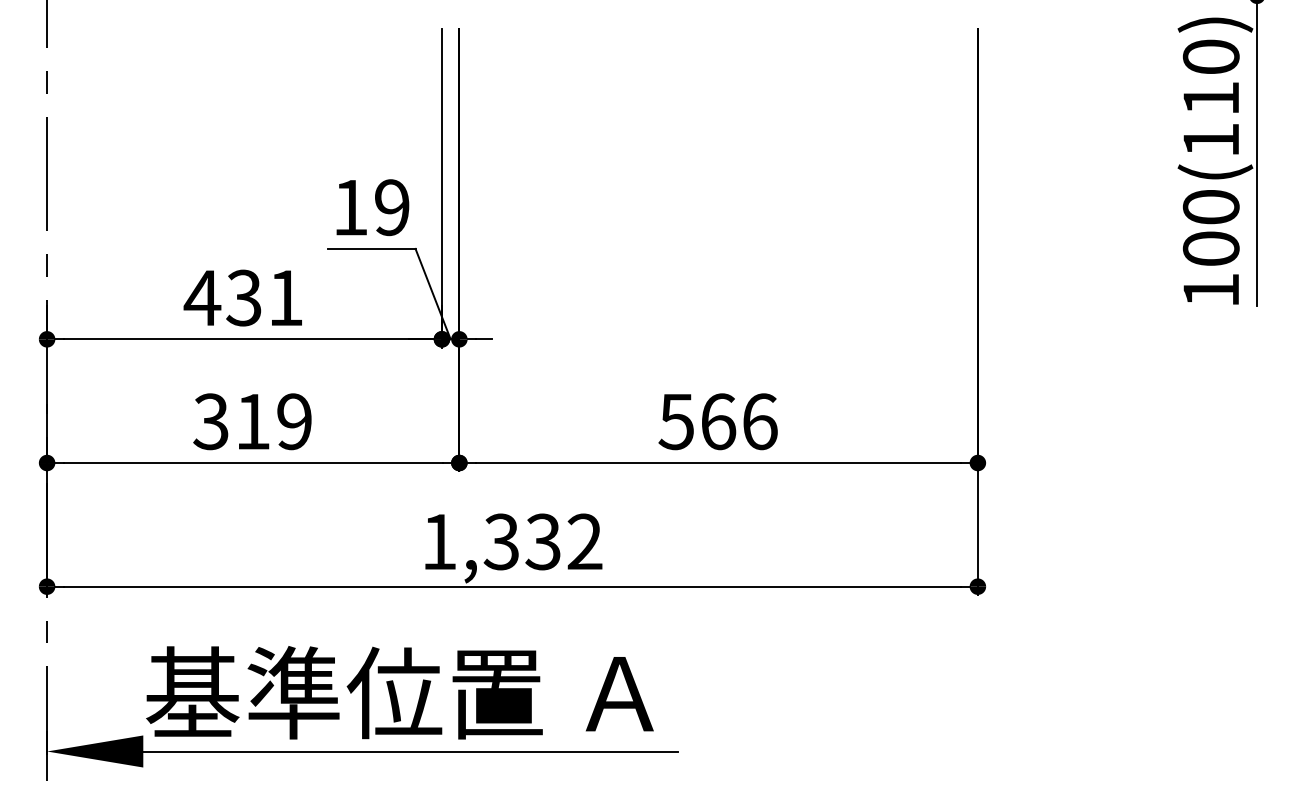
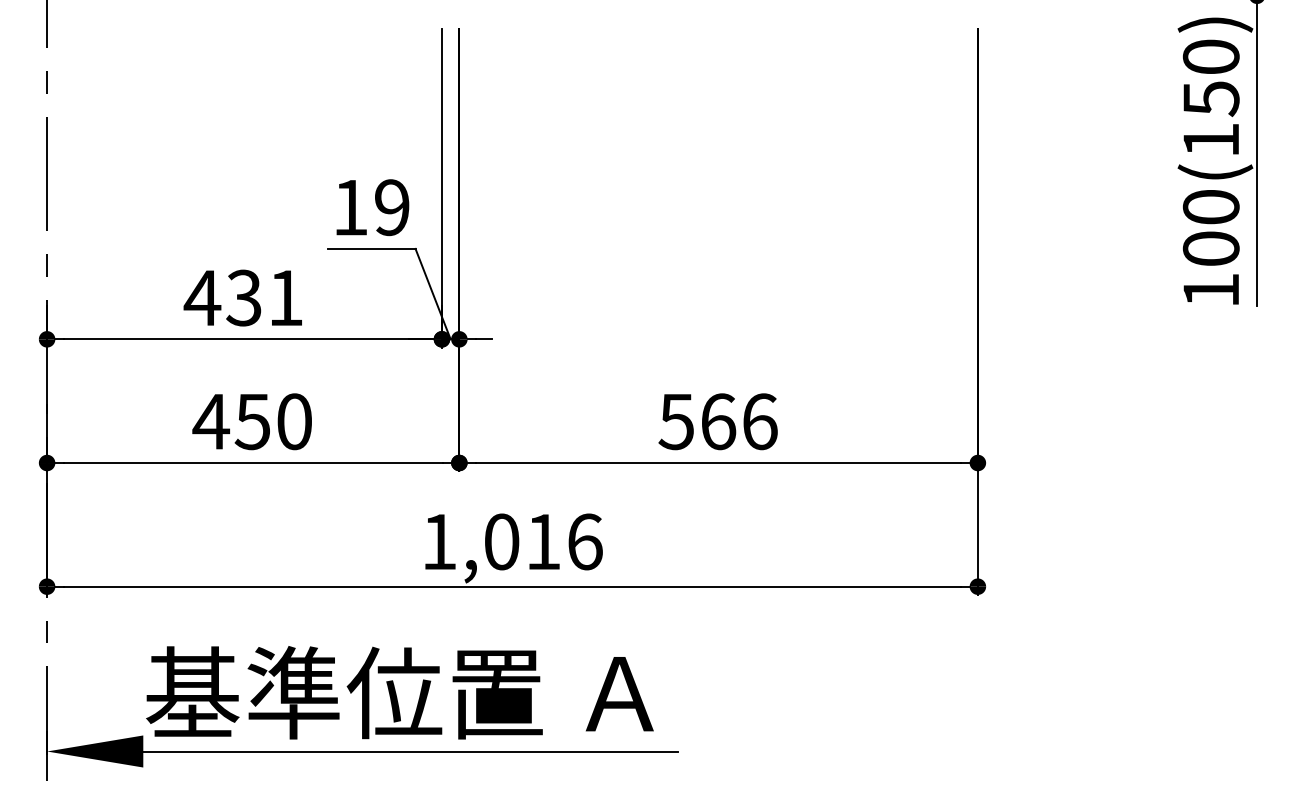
text: 100(110) -> 100(150) (1211, 99)
text: 319 -> 450 (251, 421)
text: 1,332 -> 1,016 (542, 541)
